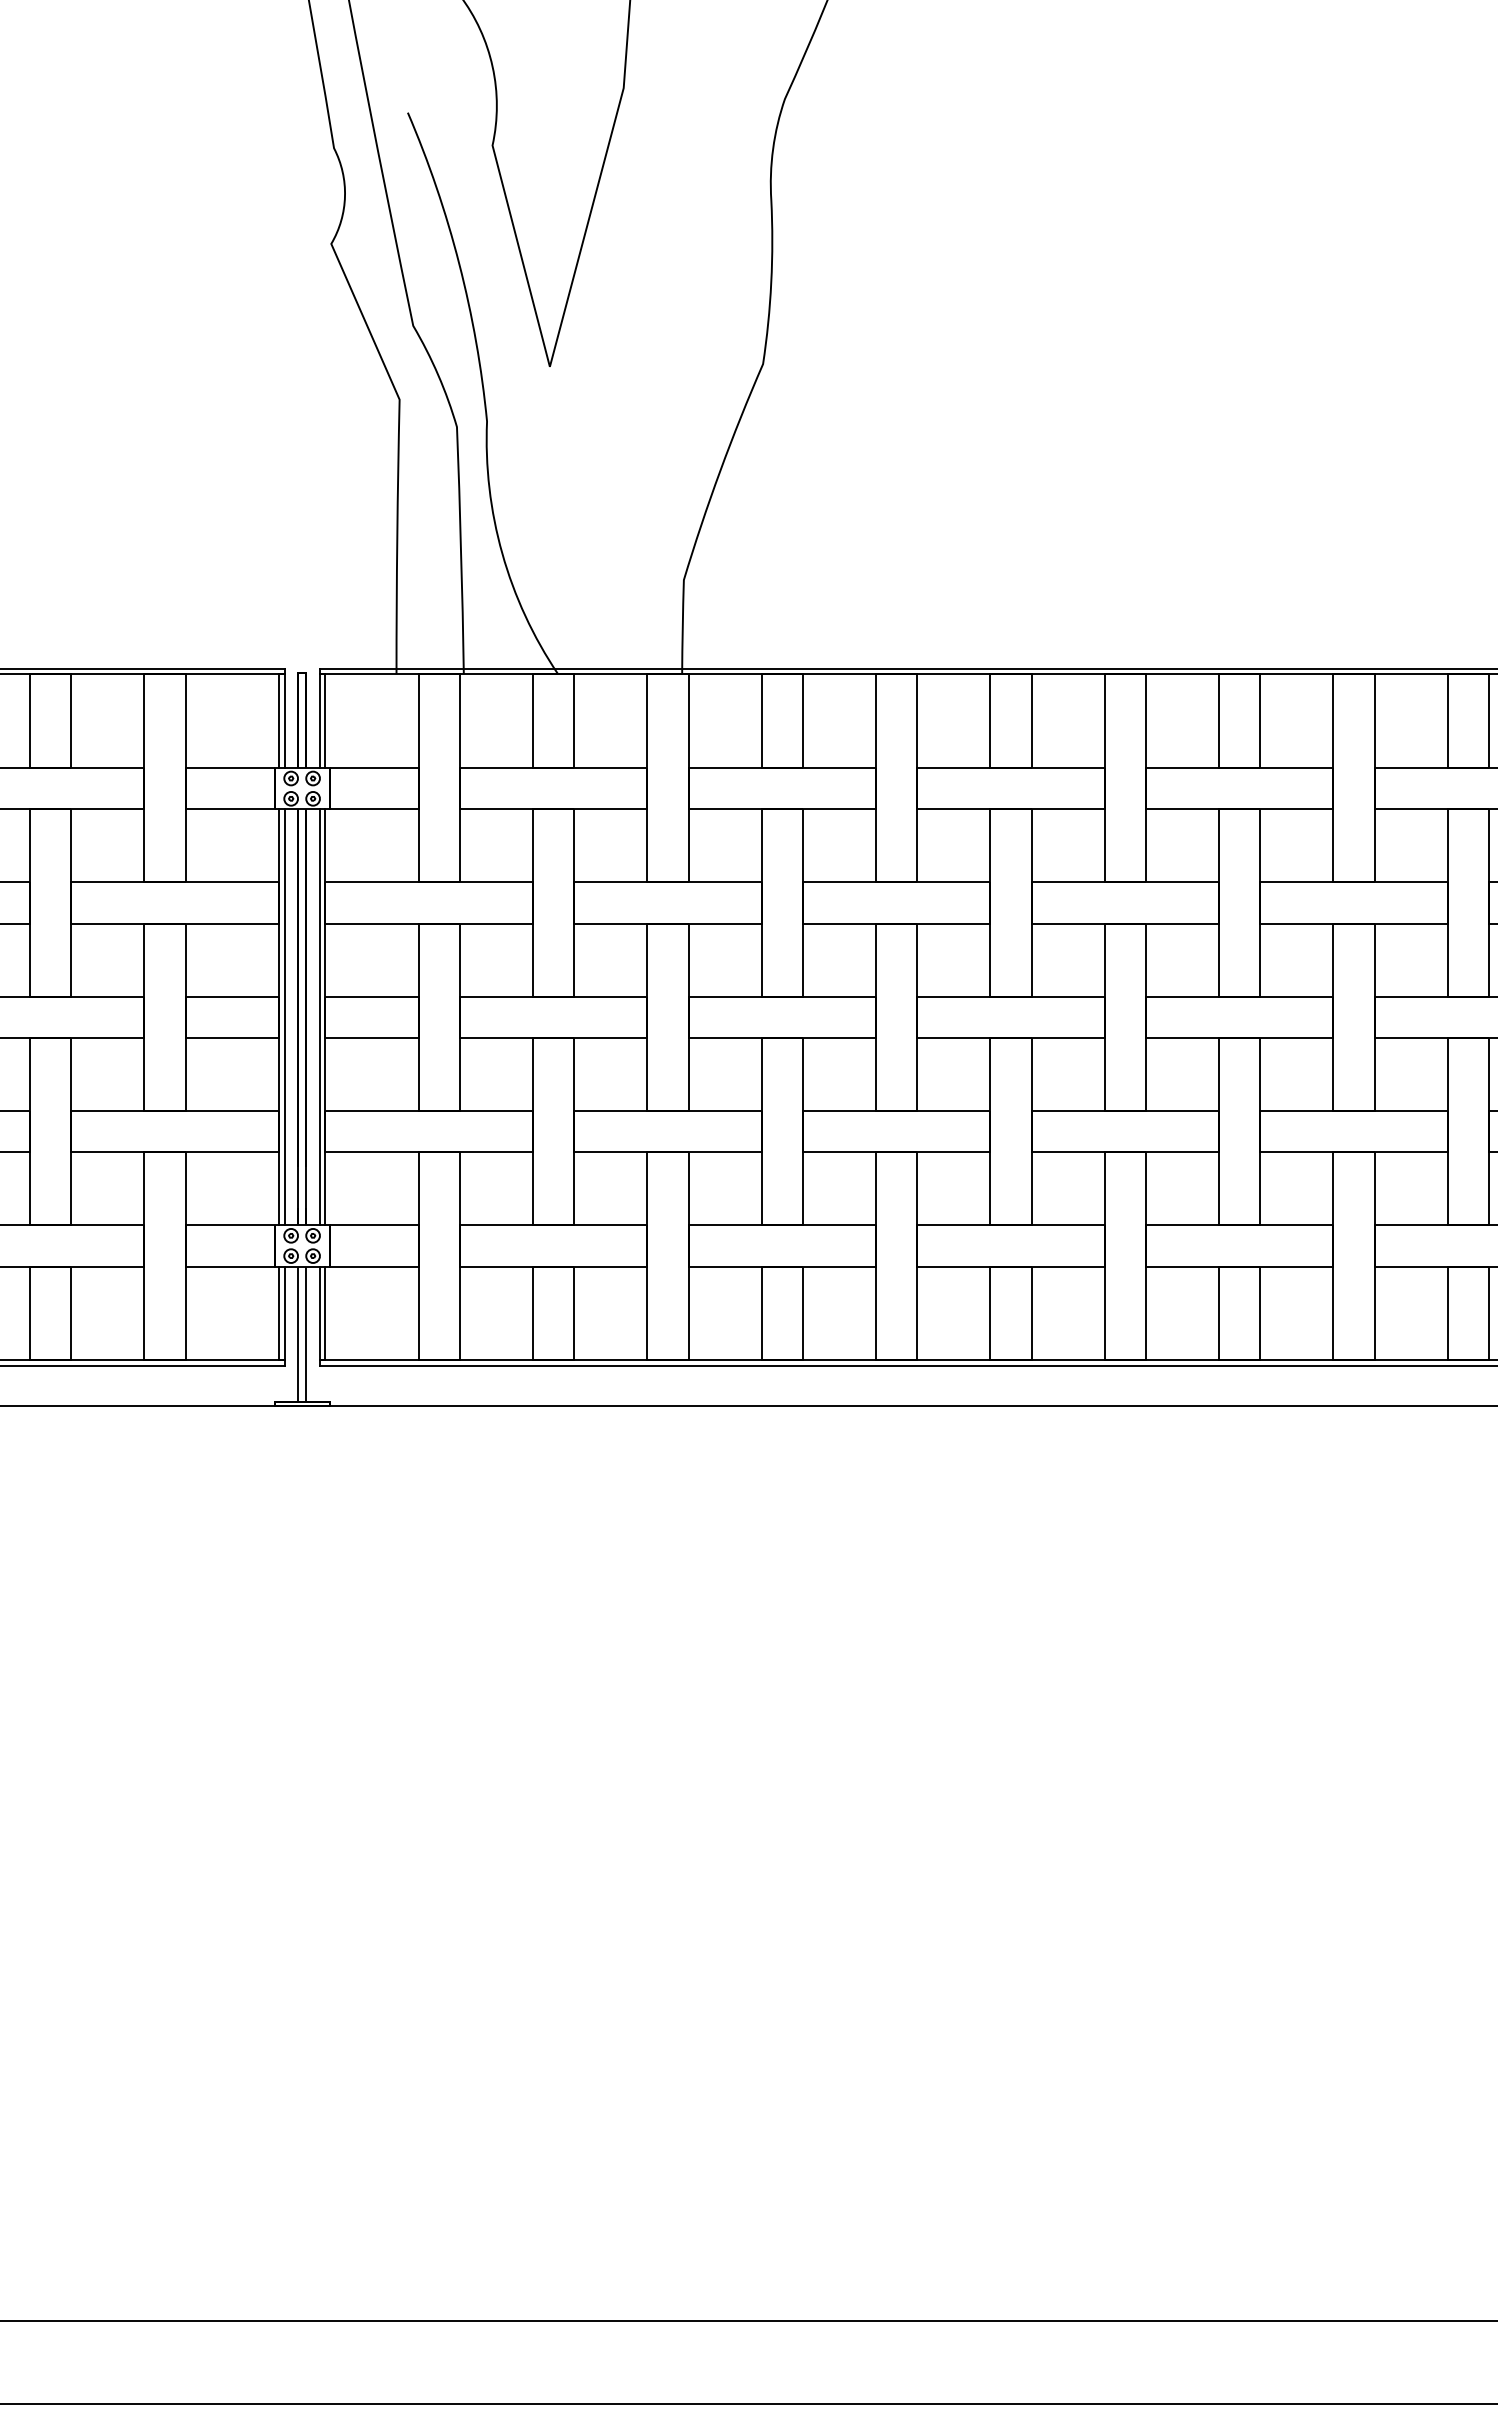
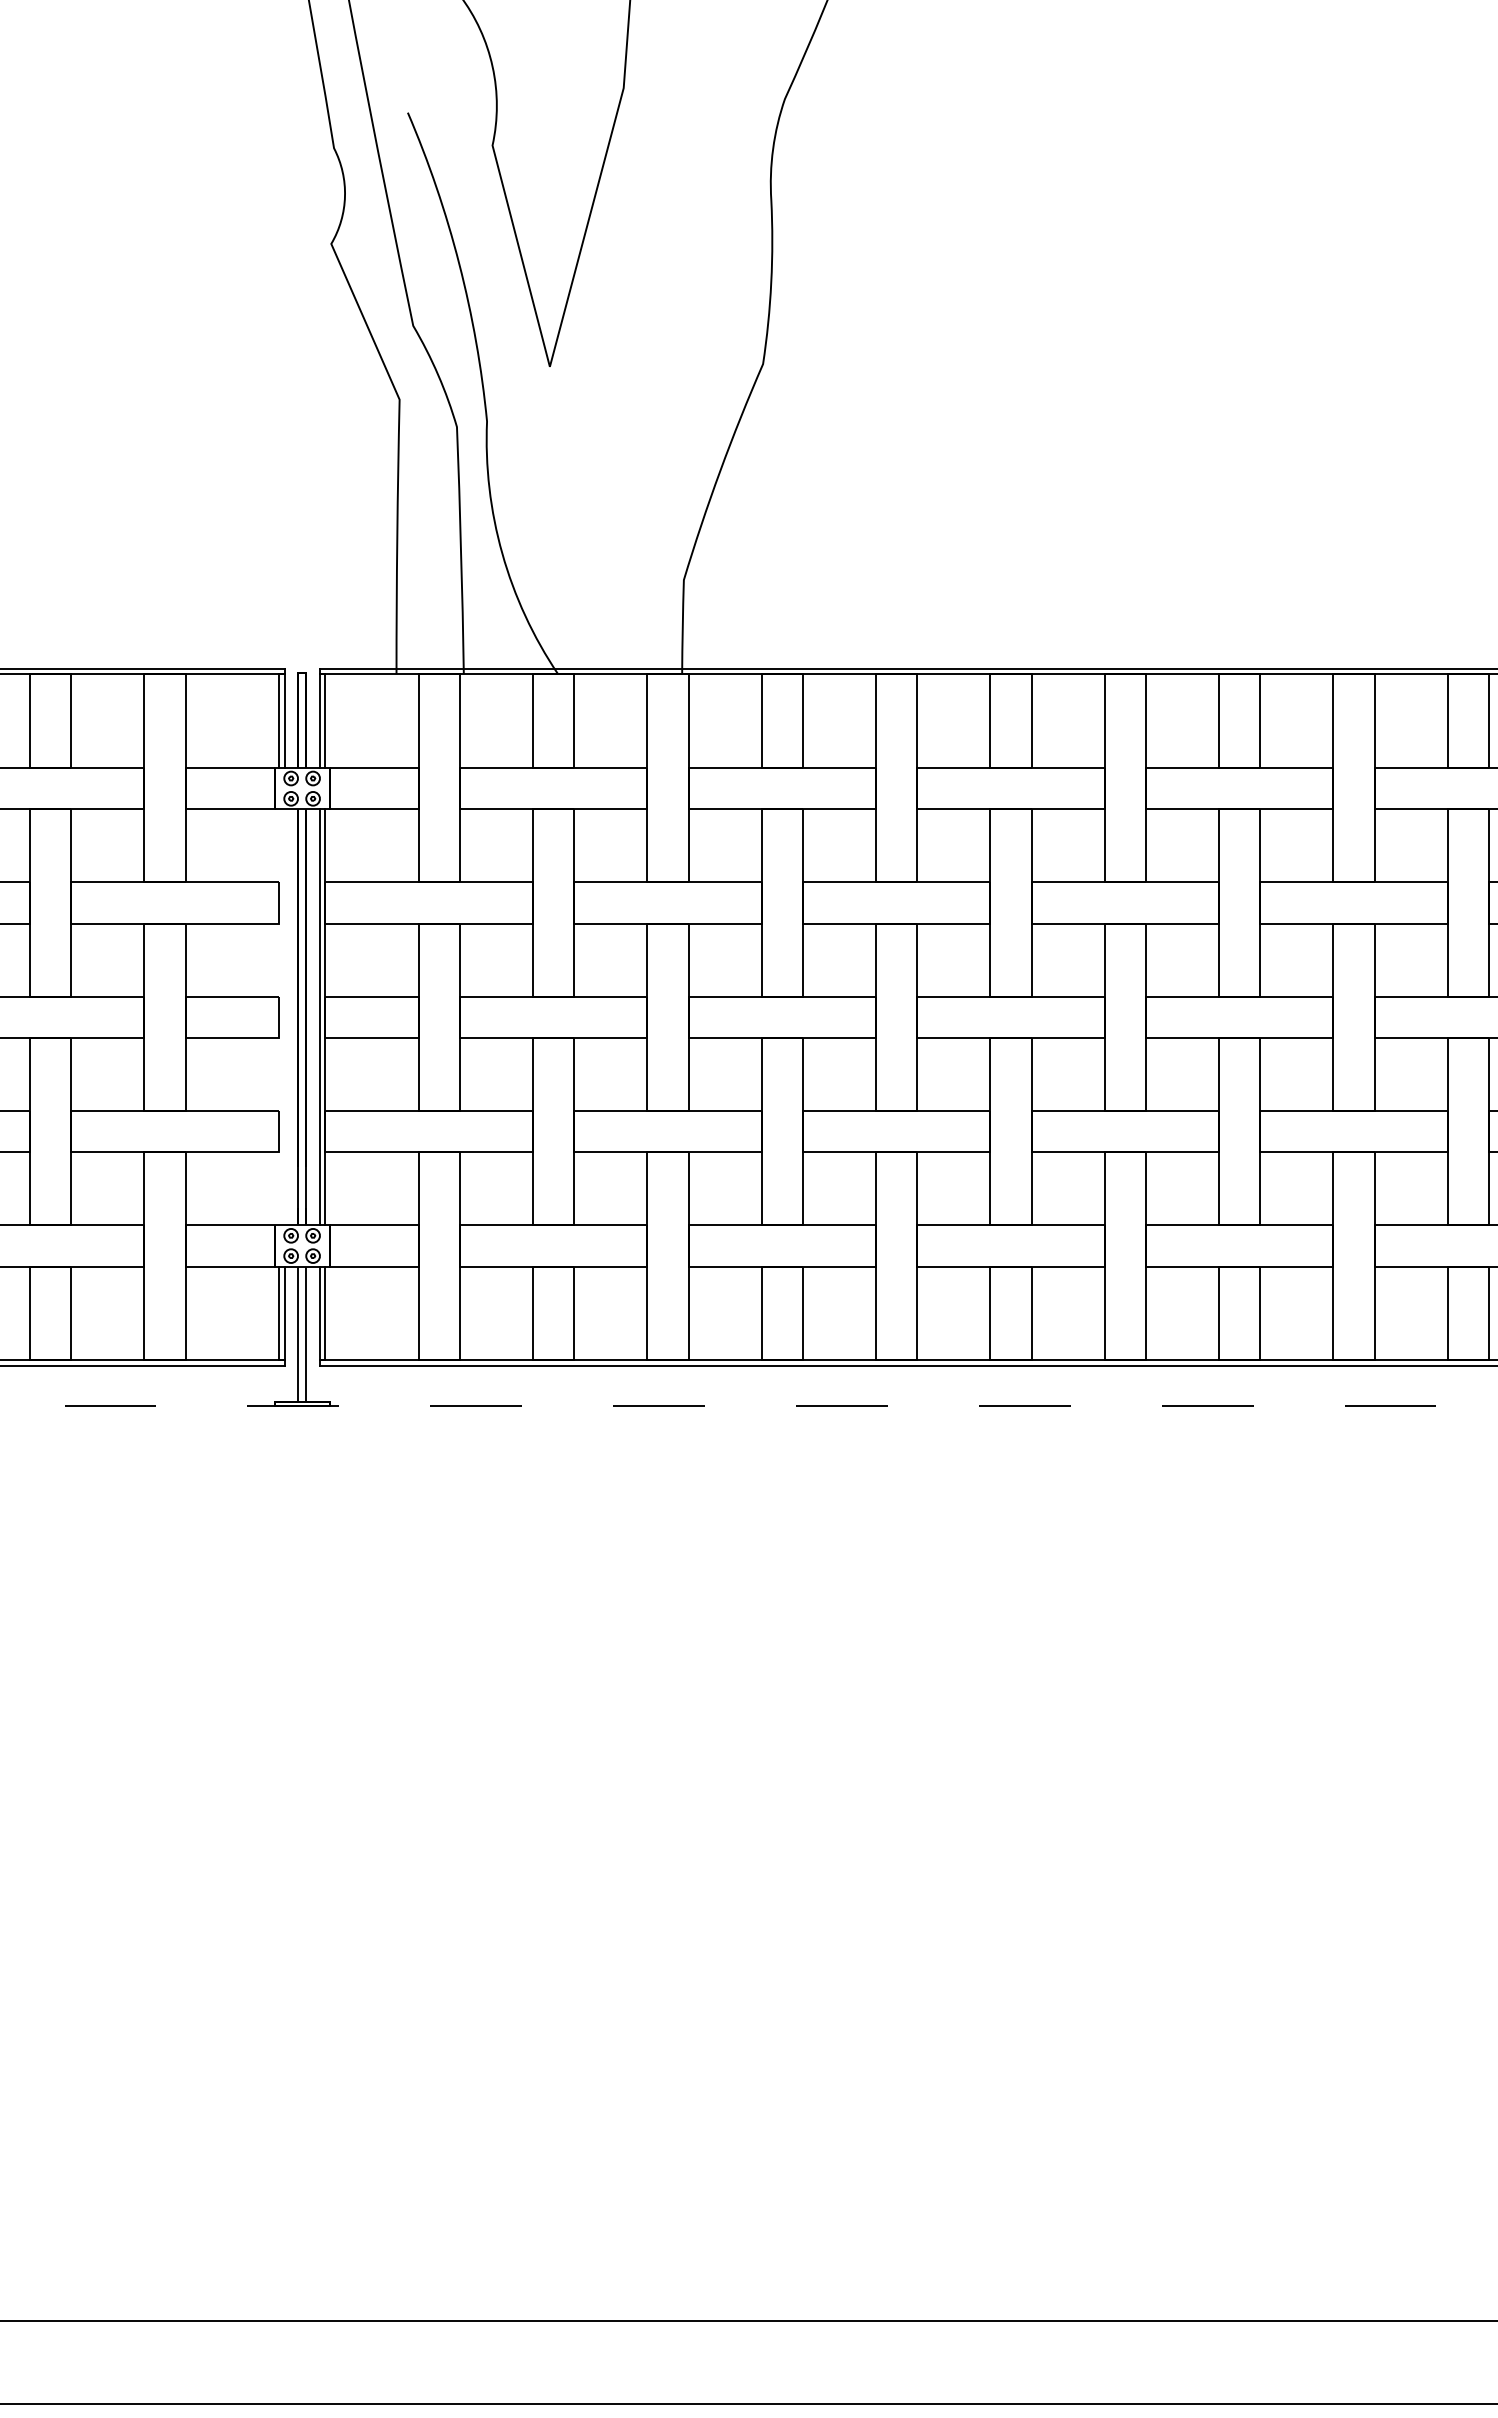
line: present -> none (279, 1017)
line: present -> none (284, 1017)
line: solid -> dashed (748, 1406)
